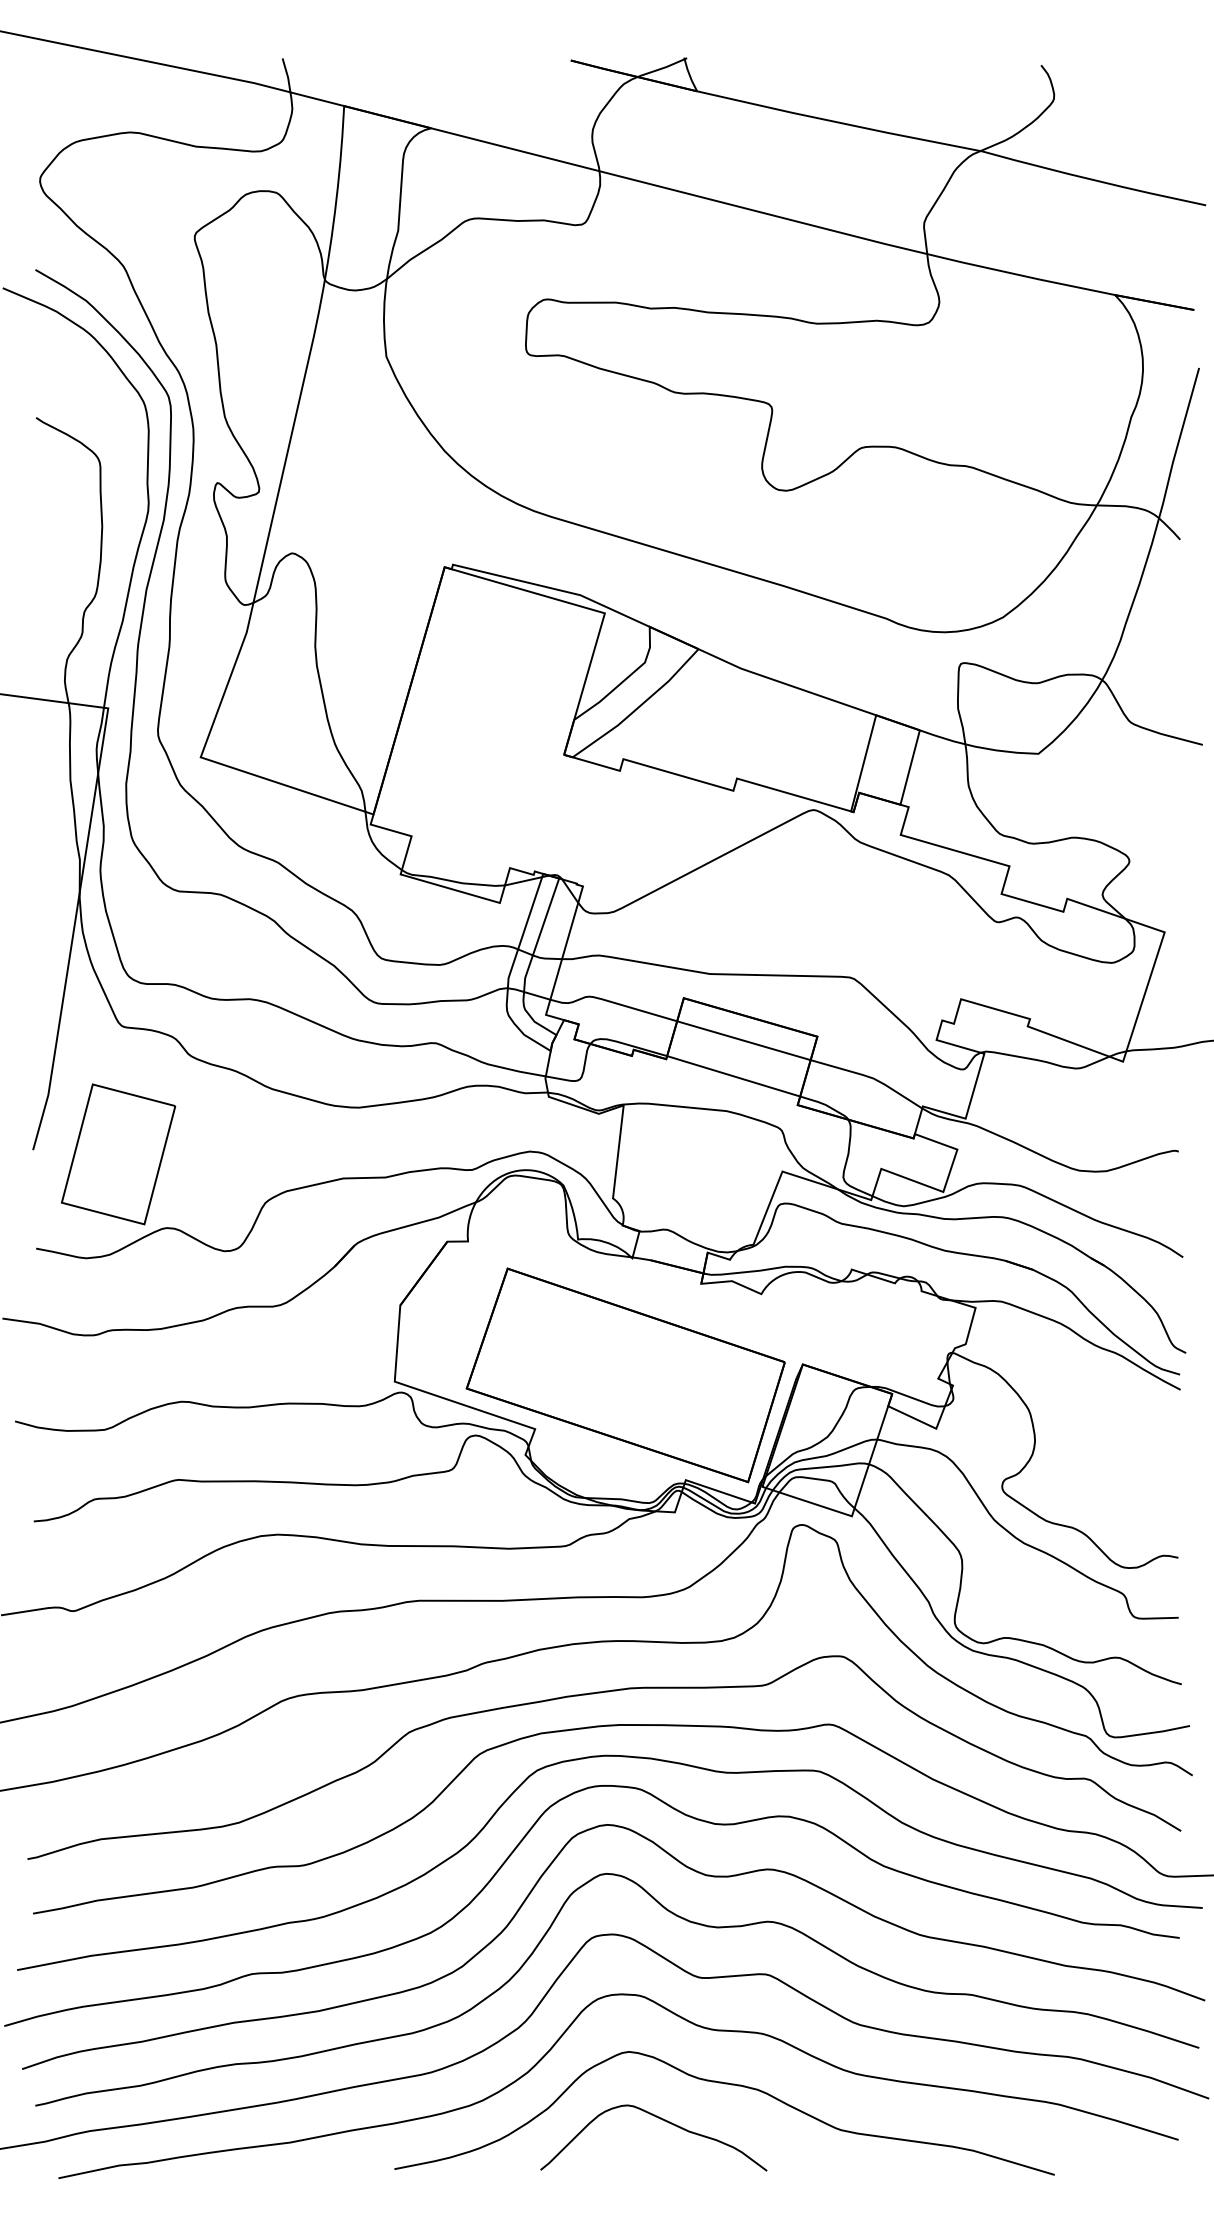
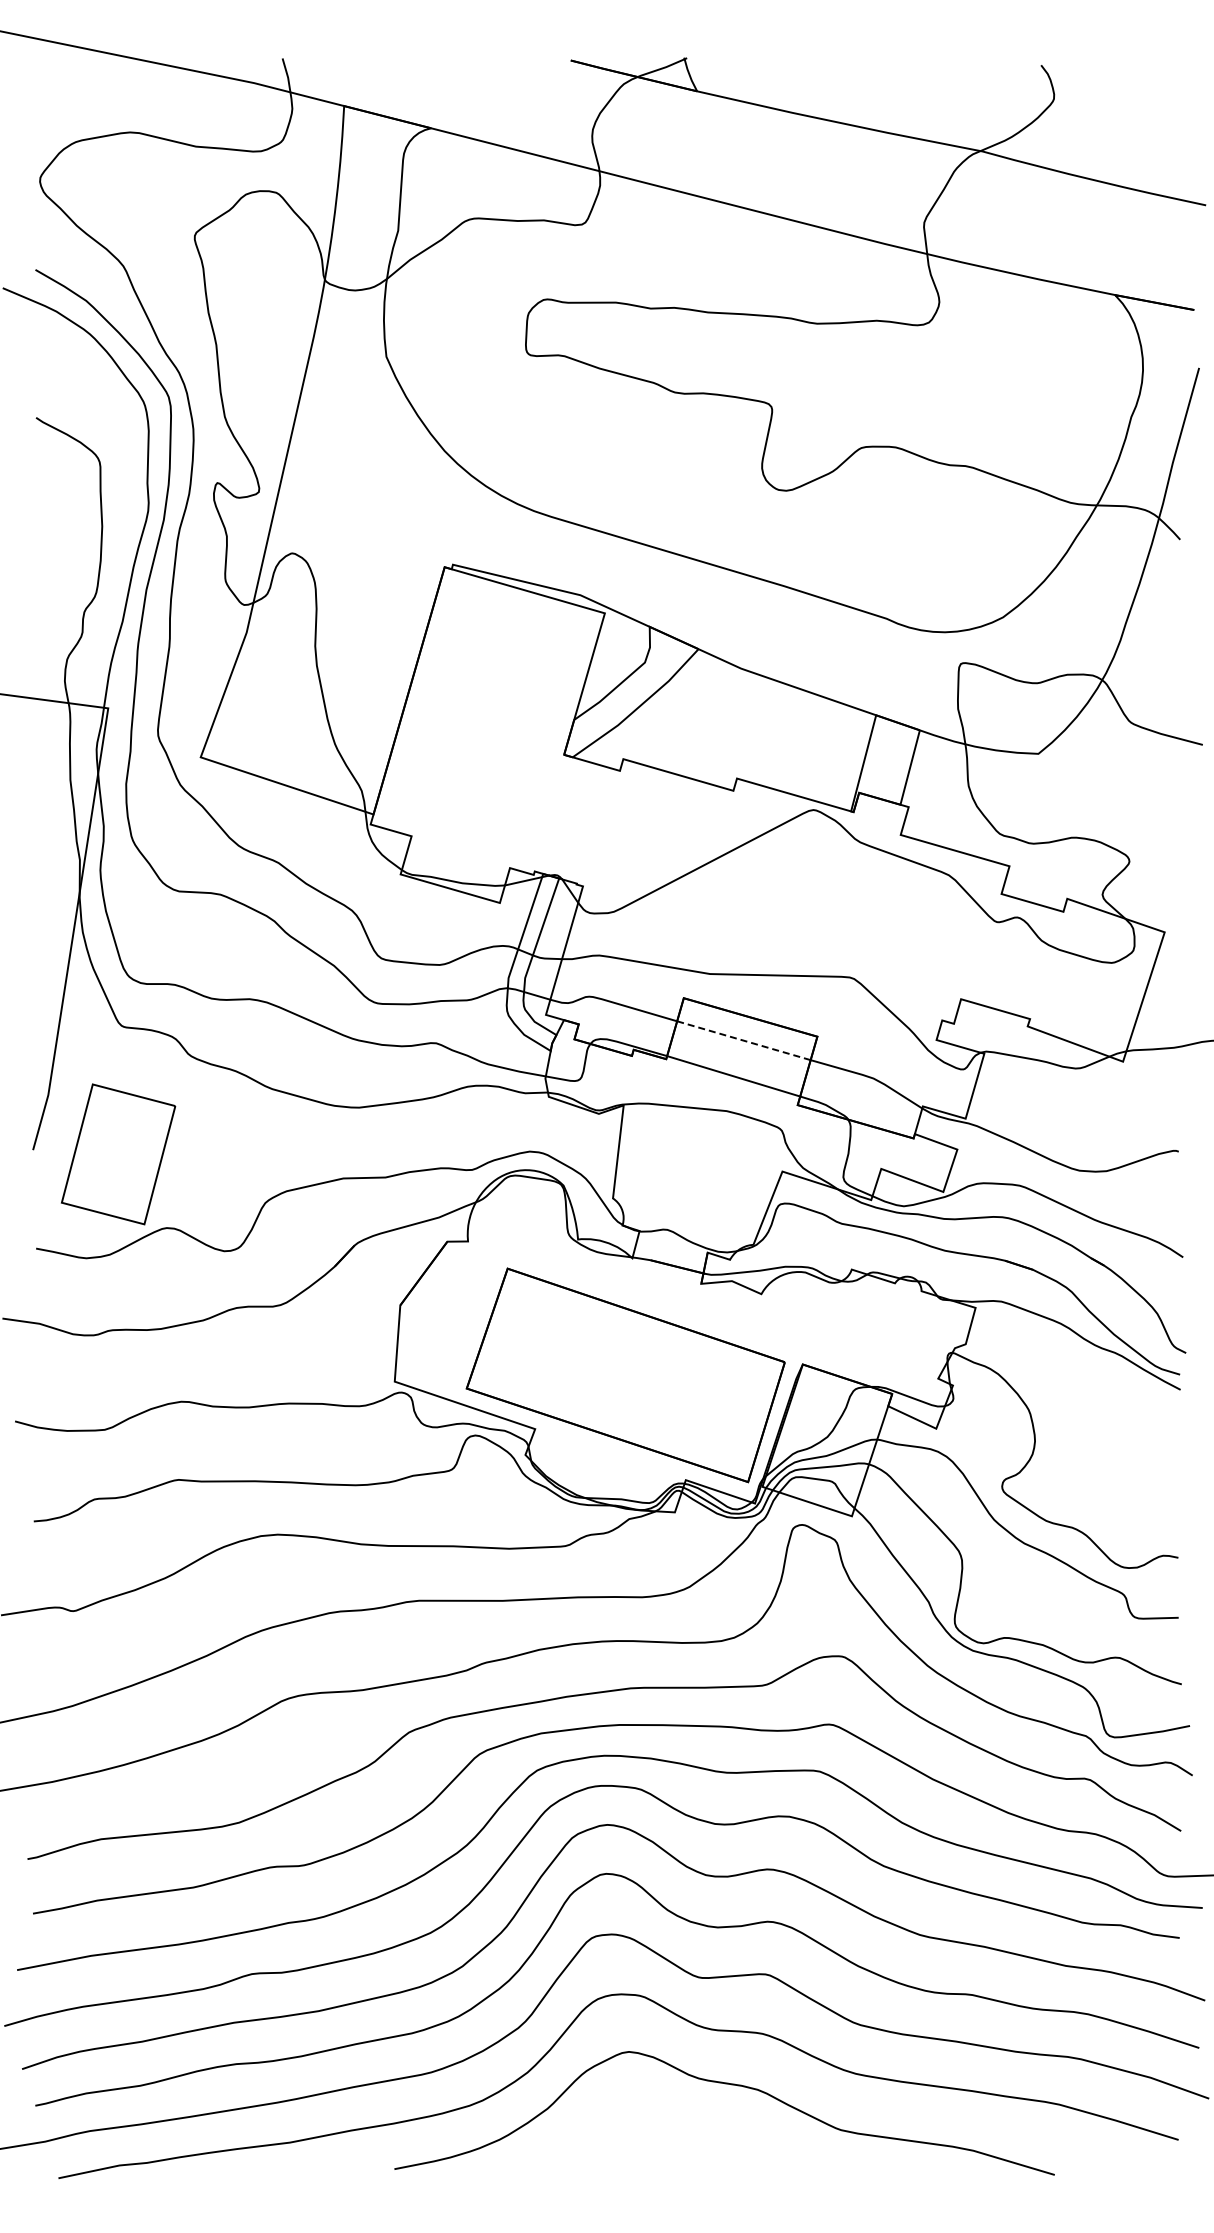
line: solid -> dashed (743, 1040)
curve: present -> none (662, 2120)
